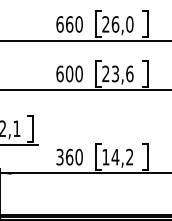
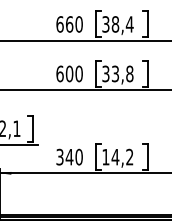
text: 26,0 -> 38,4 (117, 24)
text: 23,6 -> 33,8 (117, 73)
text: 360 -> 340 (69, 156)
